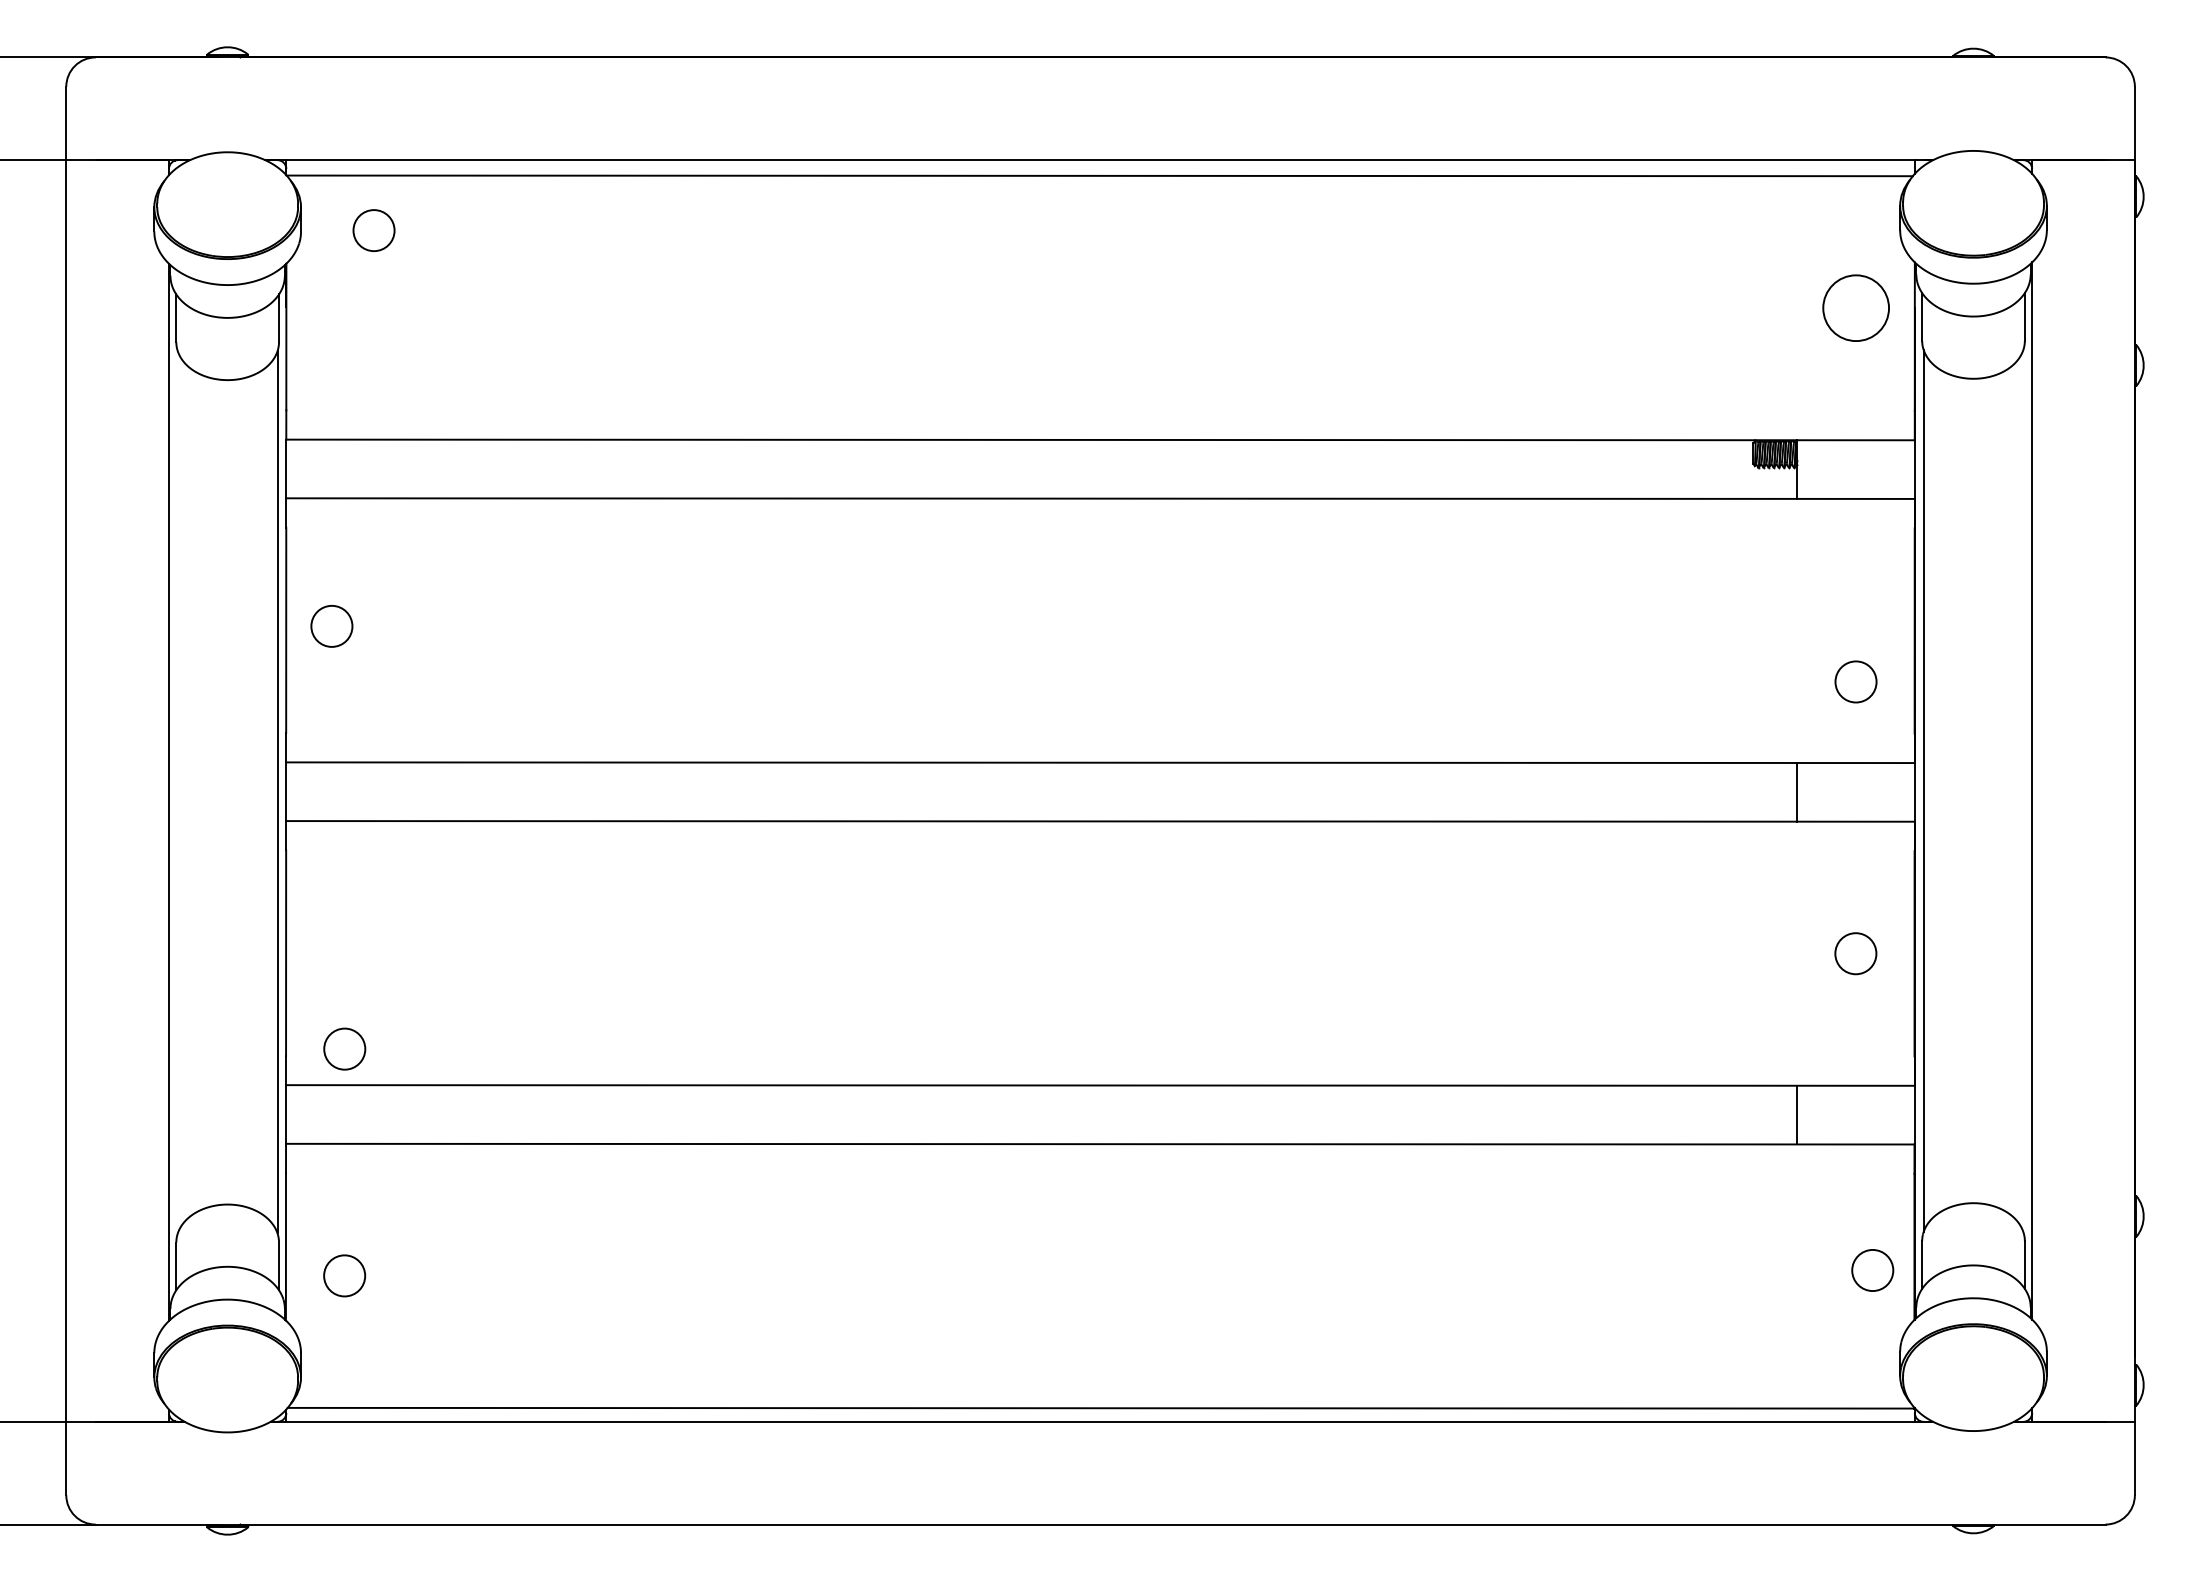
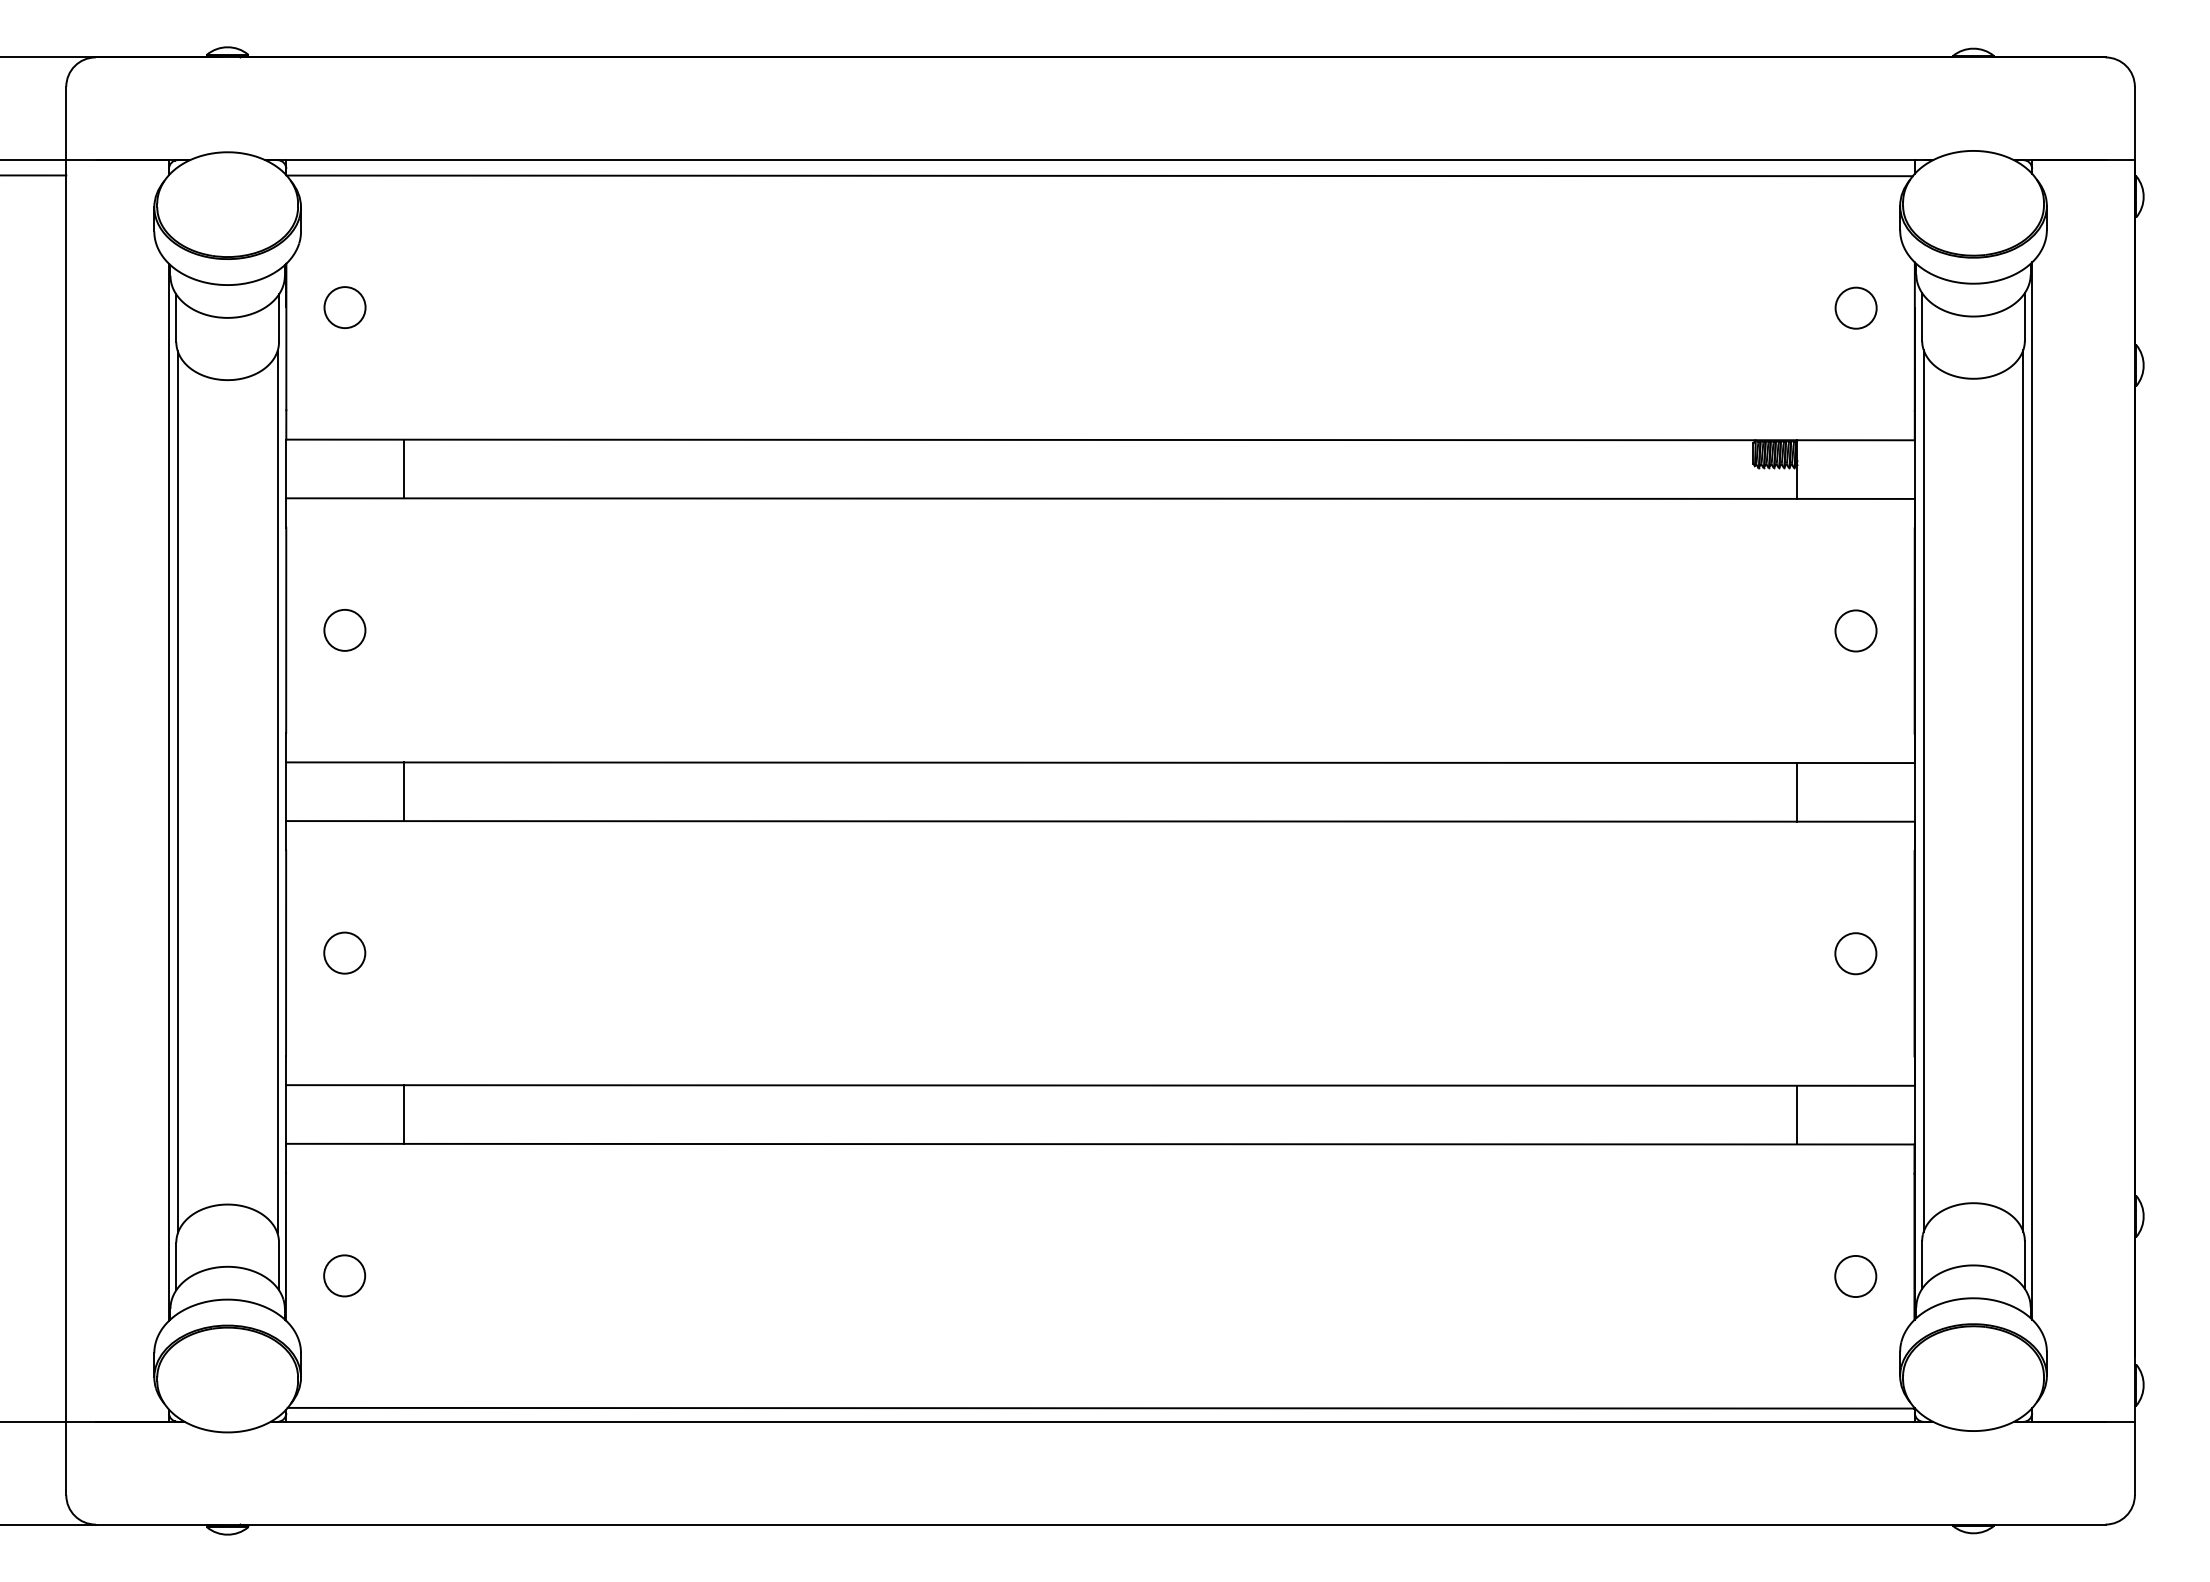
line: none -> present (34, 175)
circle position: (373, 230) -> (344, 307) (344, 307)
circle diameter: 66 px -> 41 px (1855, 307)
line: none -> present (403, 468)
circle position: (331, 626) -> (344, 630) (344, 630)
circle position: (1855, 681) -> (1855, 630) (1855, 630)
line: none -> present (2023, 790)
line: none -> present (403, 791)
line: none -> present (177, 792)
circle position: (344, 1048) -> (344, 952) (344, 952)
line: none -> present (403, 1114)
circle position: (1872, 1270) -> (1855, 1276) (1855, 1276)
